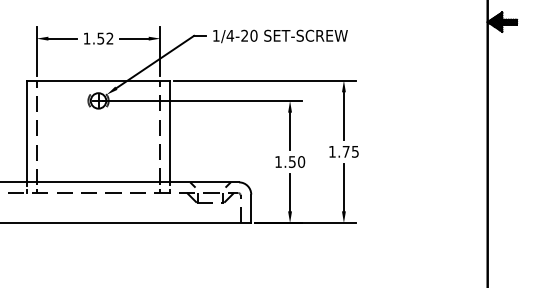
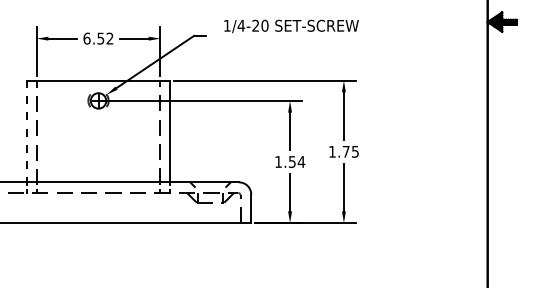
text position: (280, 36) -> (291, 26) (291, 26)
text: 1.52 -> 6.52 (86, 38)
line: solid -> dashed (26, 132)
text: 1.50 -> 1.54 (301, 161)
